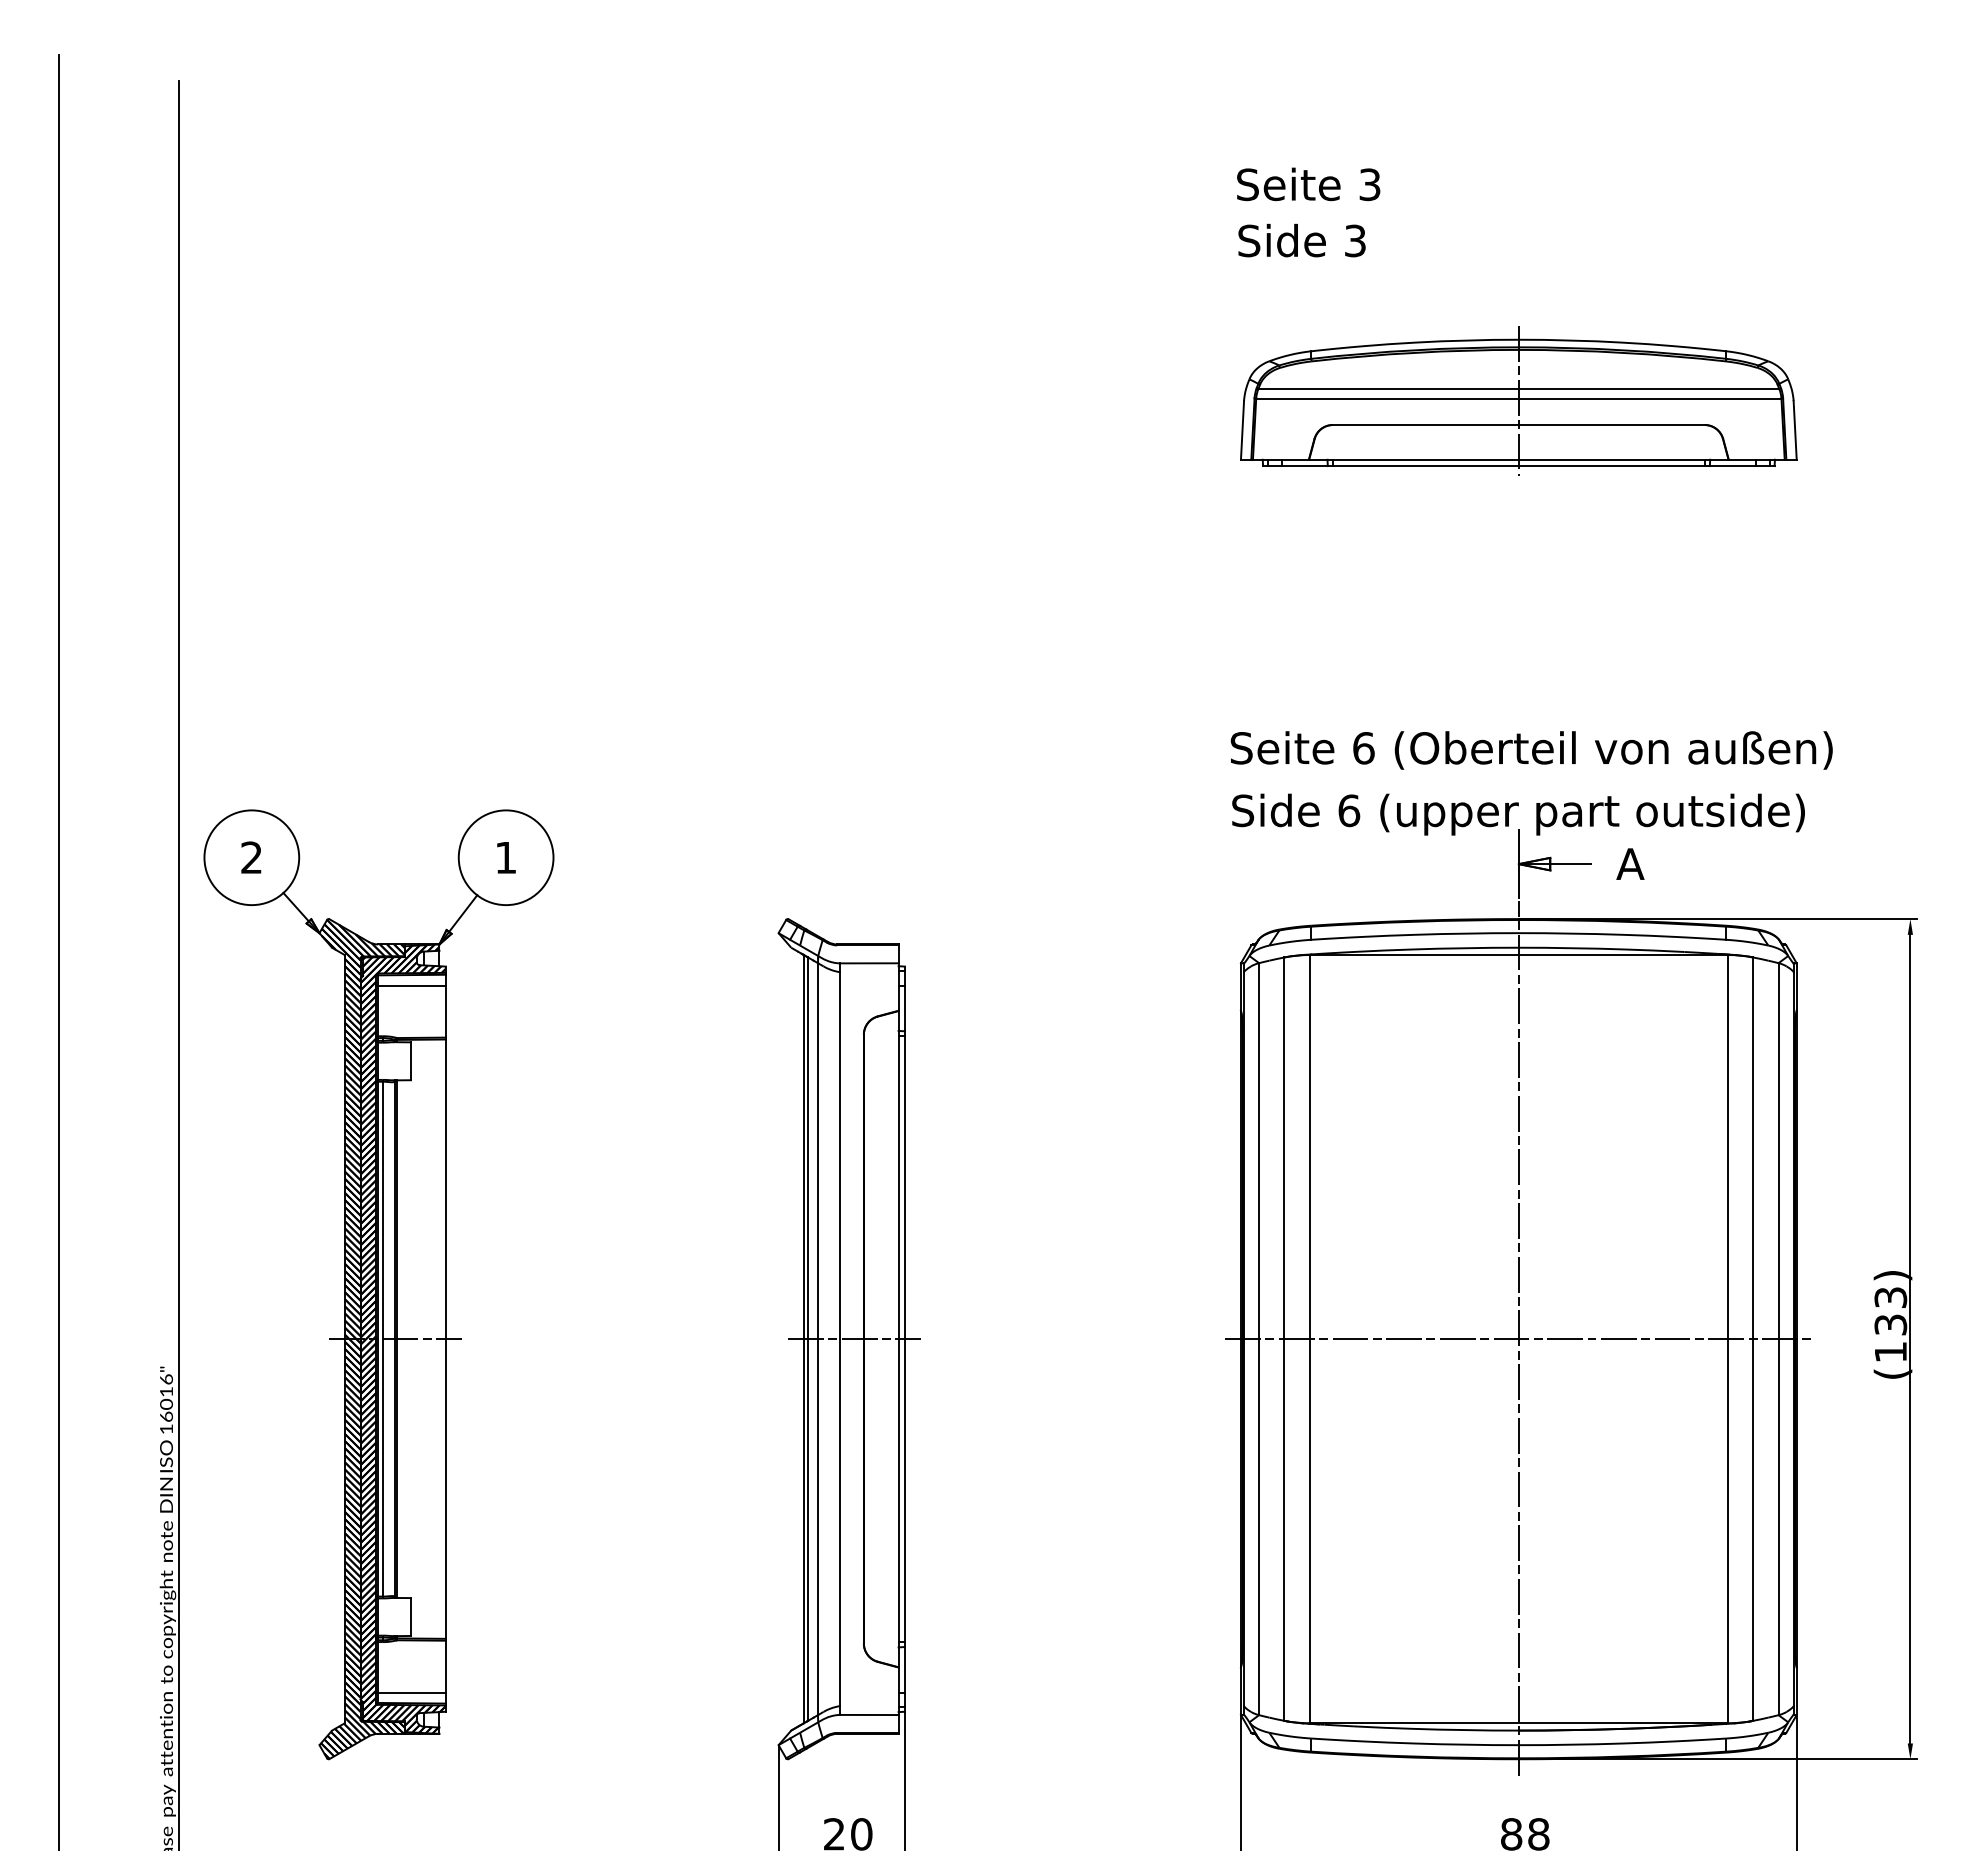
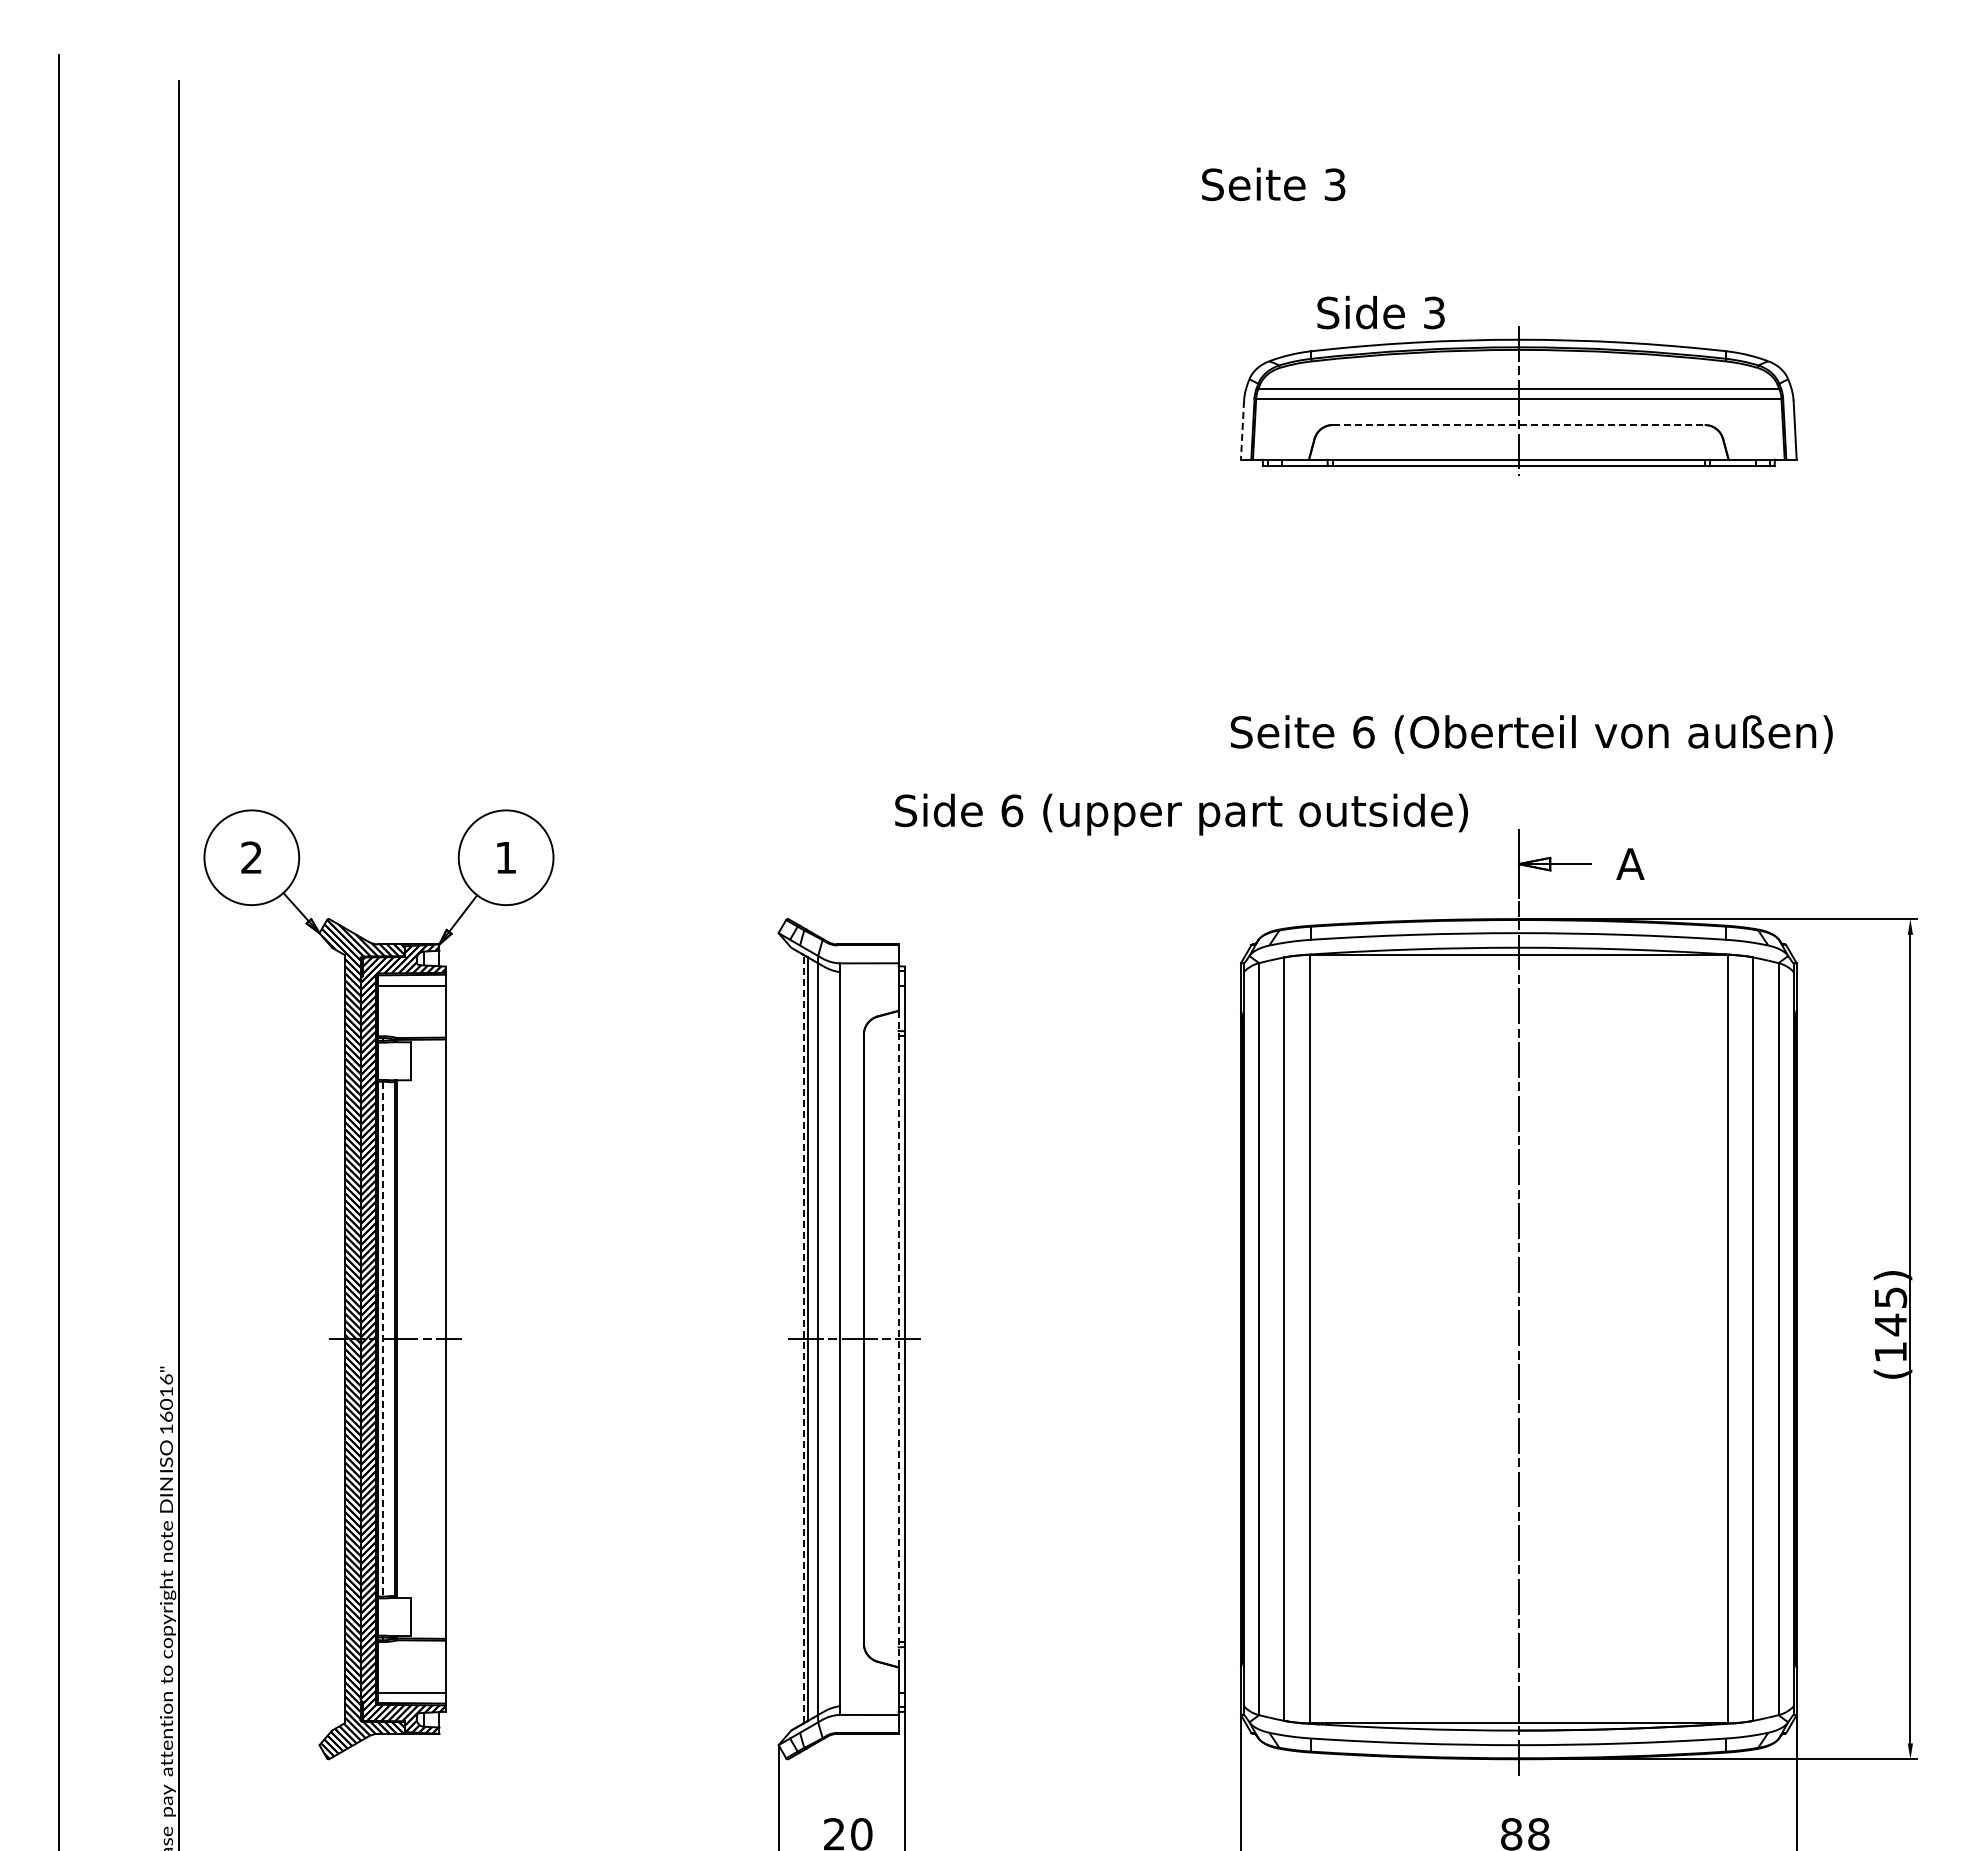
text position: (1308, 184) -> (1273, 184) (1273, 184)
text position: (1301, 240) -> (1380, 312) (1380, 312)
line: solid -> dashed (1519, 425)
line: solid -> dashed (1242, 430)
text position: (1531, 750) -> (1531, 734) (1531, 734)
text position: (1518, 814) -> (1181, 814) (1181, 814)
text: (133) -> (145) (1890, 1311)
line: solid -> dashed (803, 1338)
line: solid -> dashed (898, 1338)
line: solid -> dashed (382, 1339)
line: present -> none (1518, 1339)
